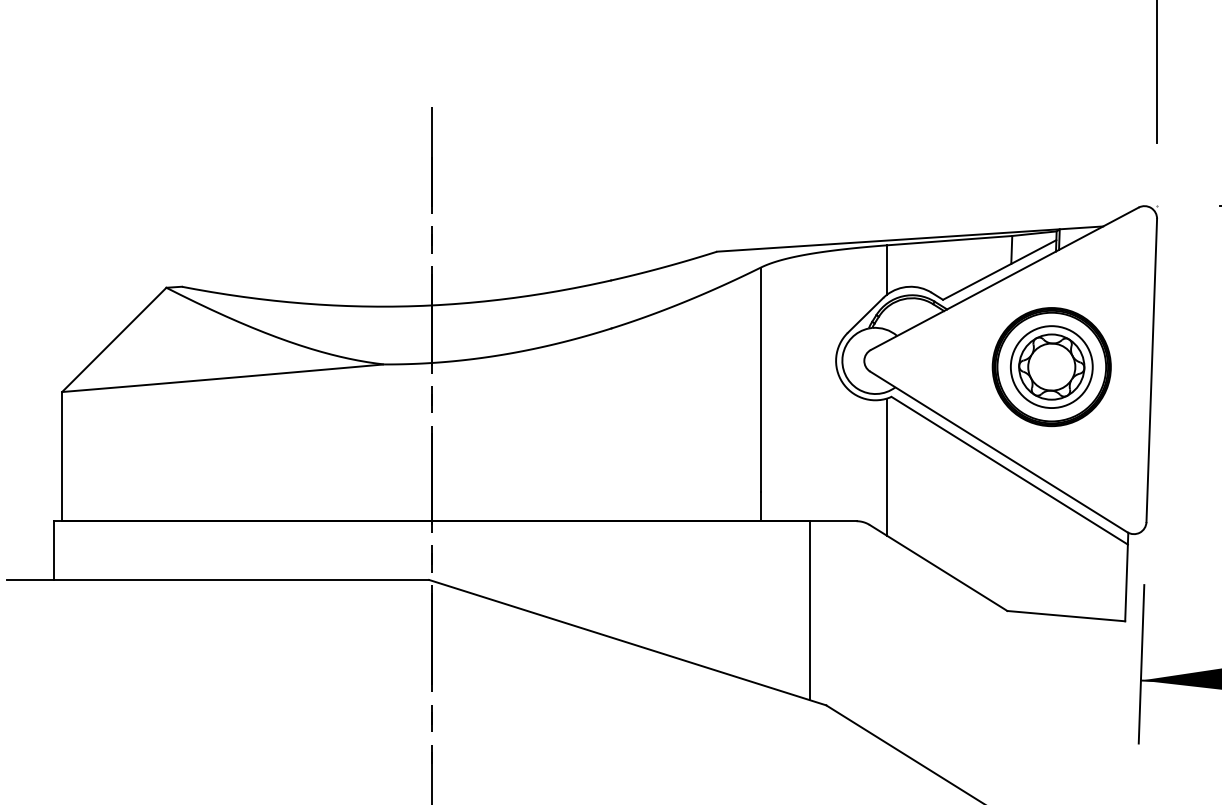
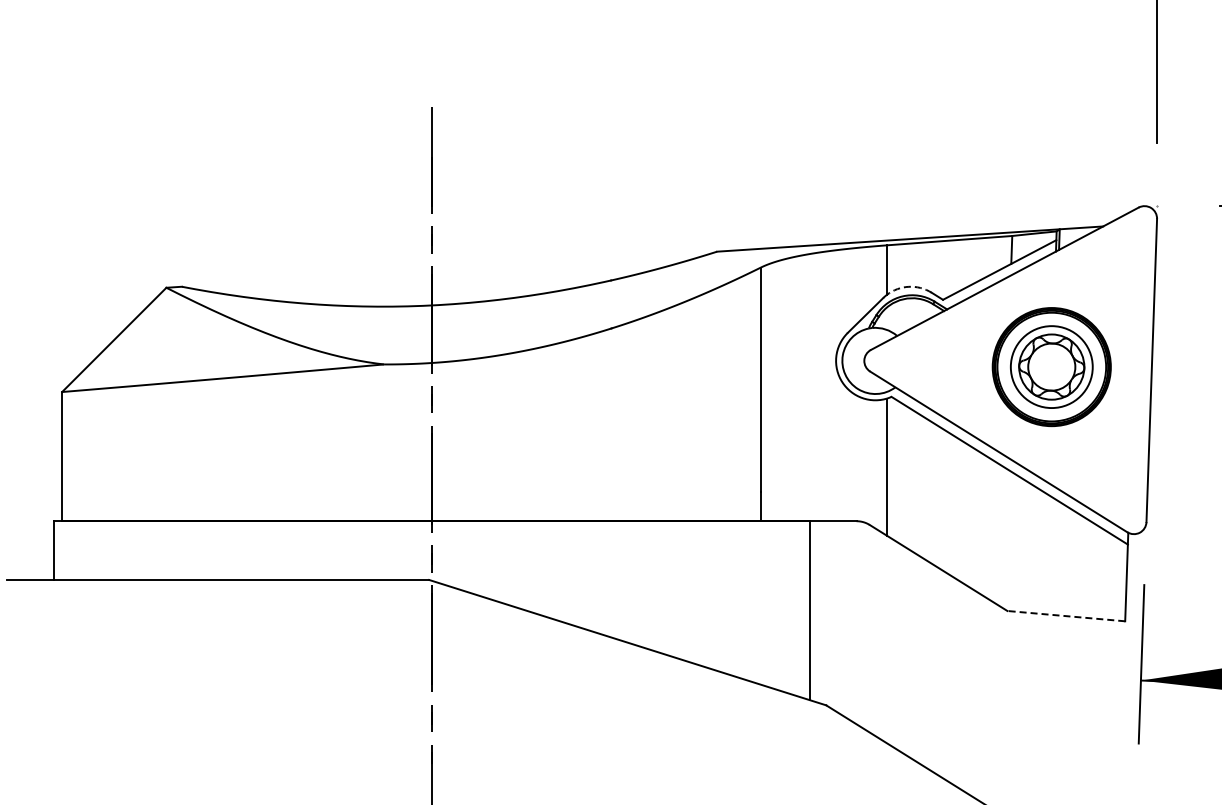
arc: solid -> dashed (908, 286)
line: solid -> dashed (1065, 616)
